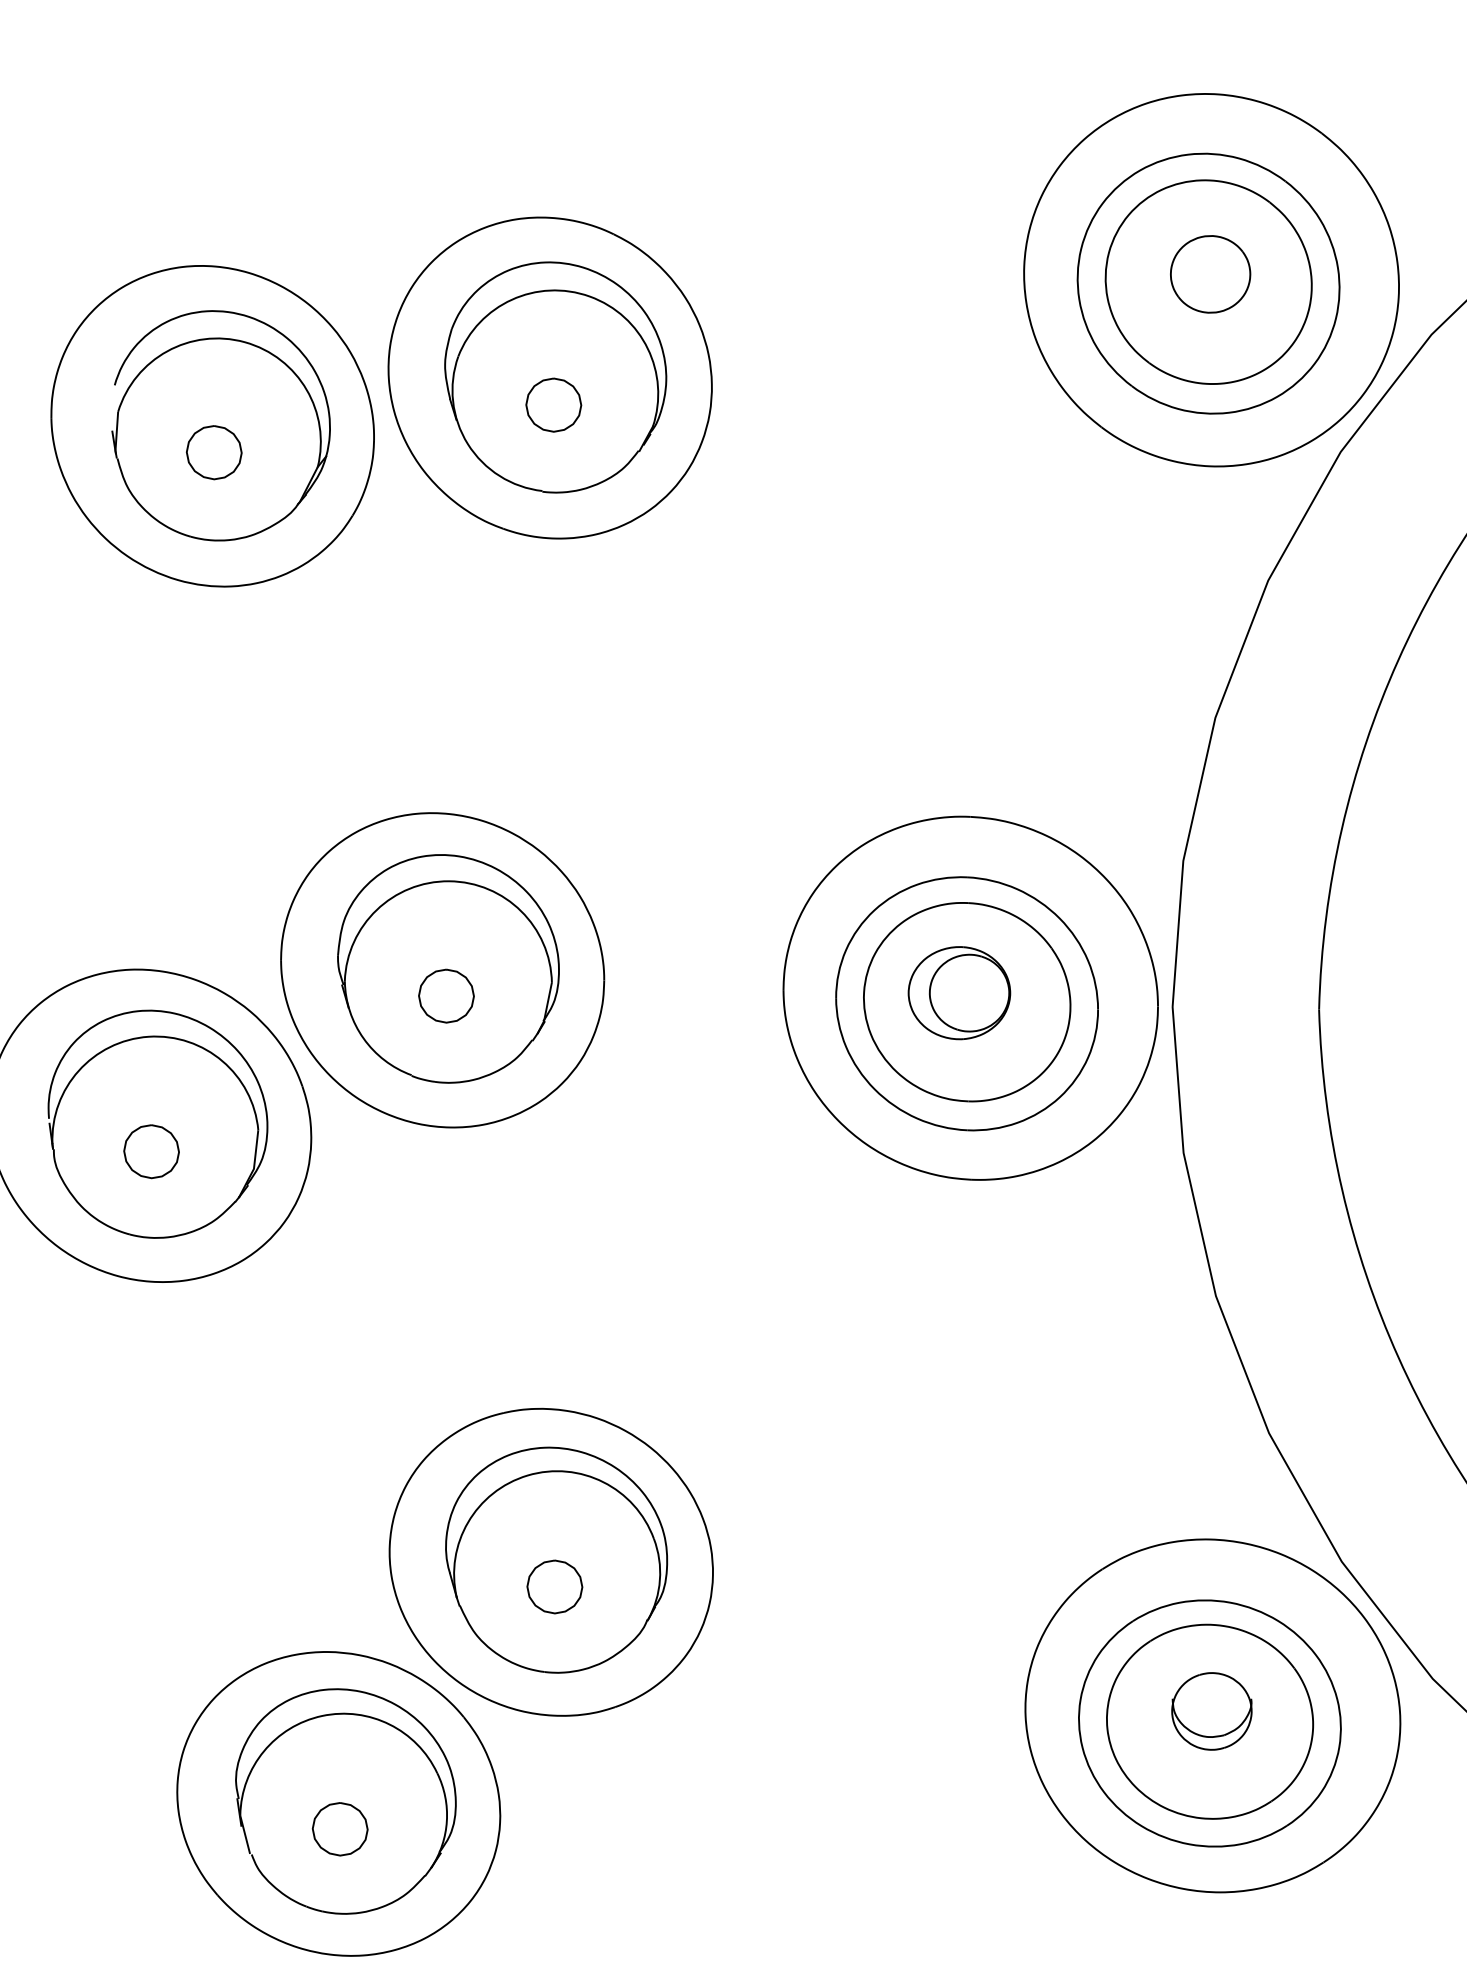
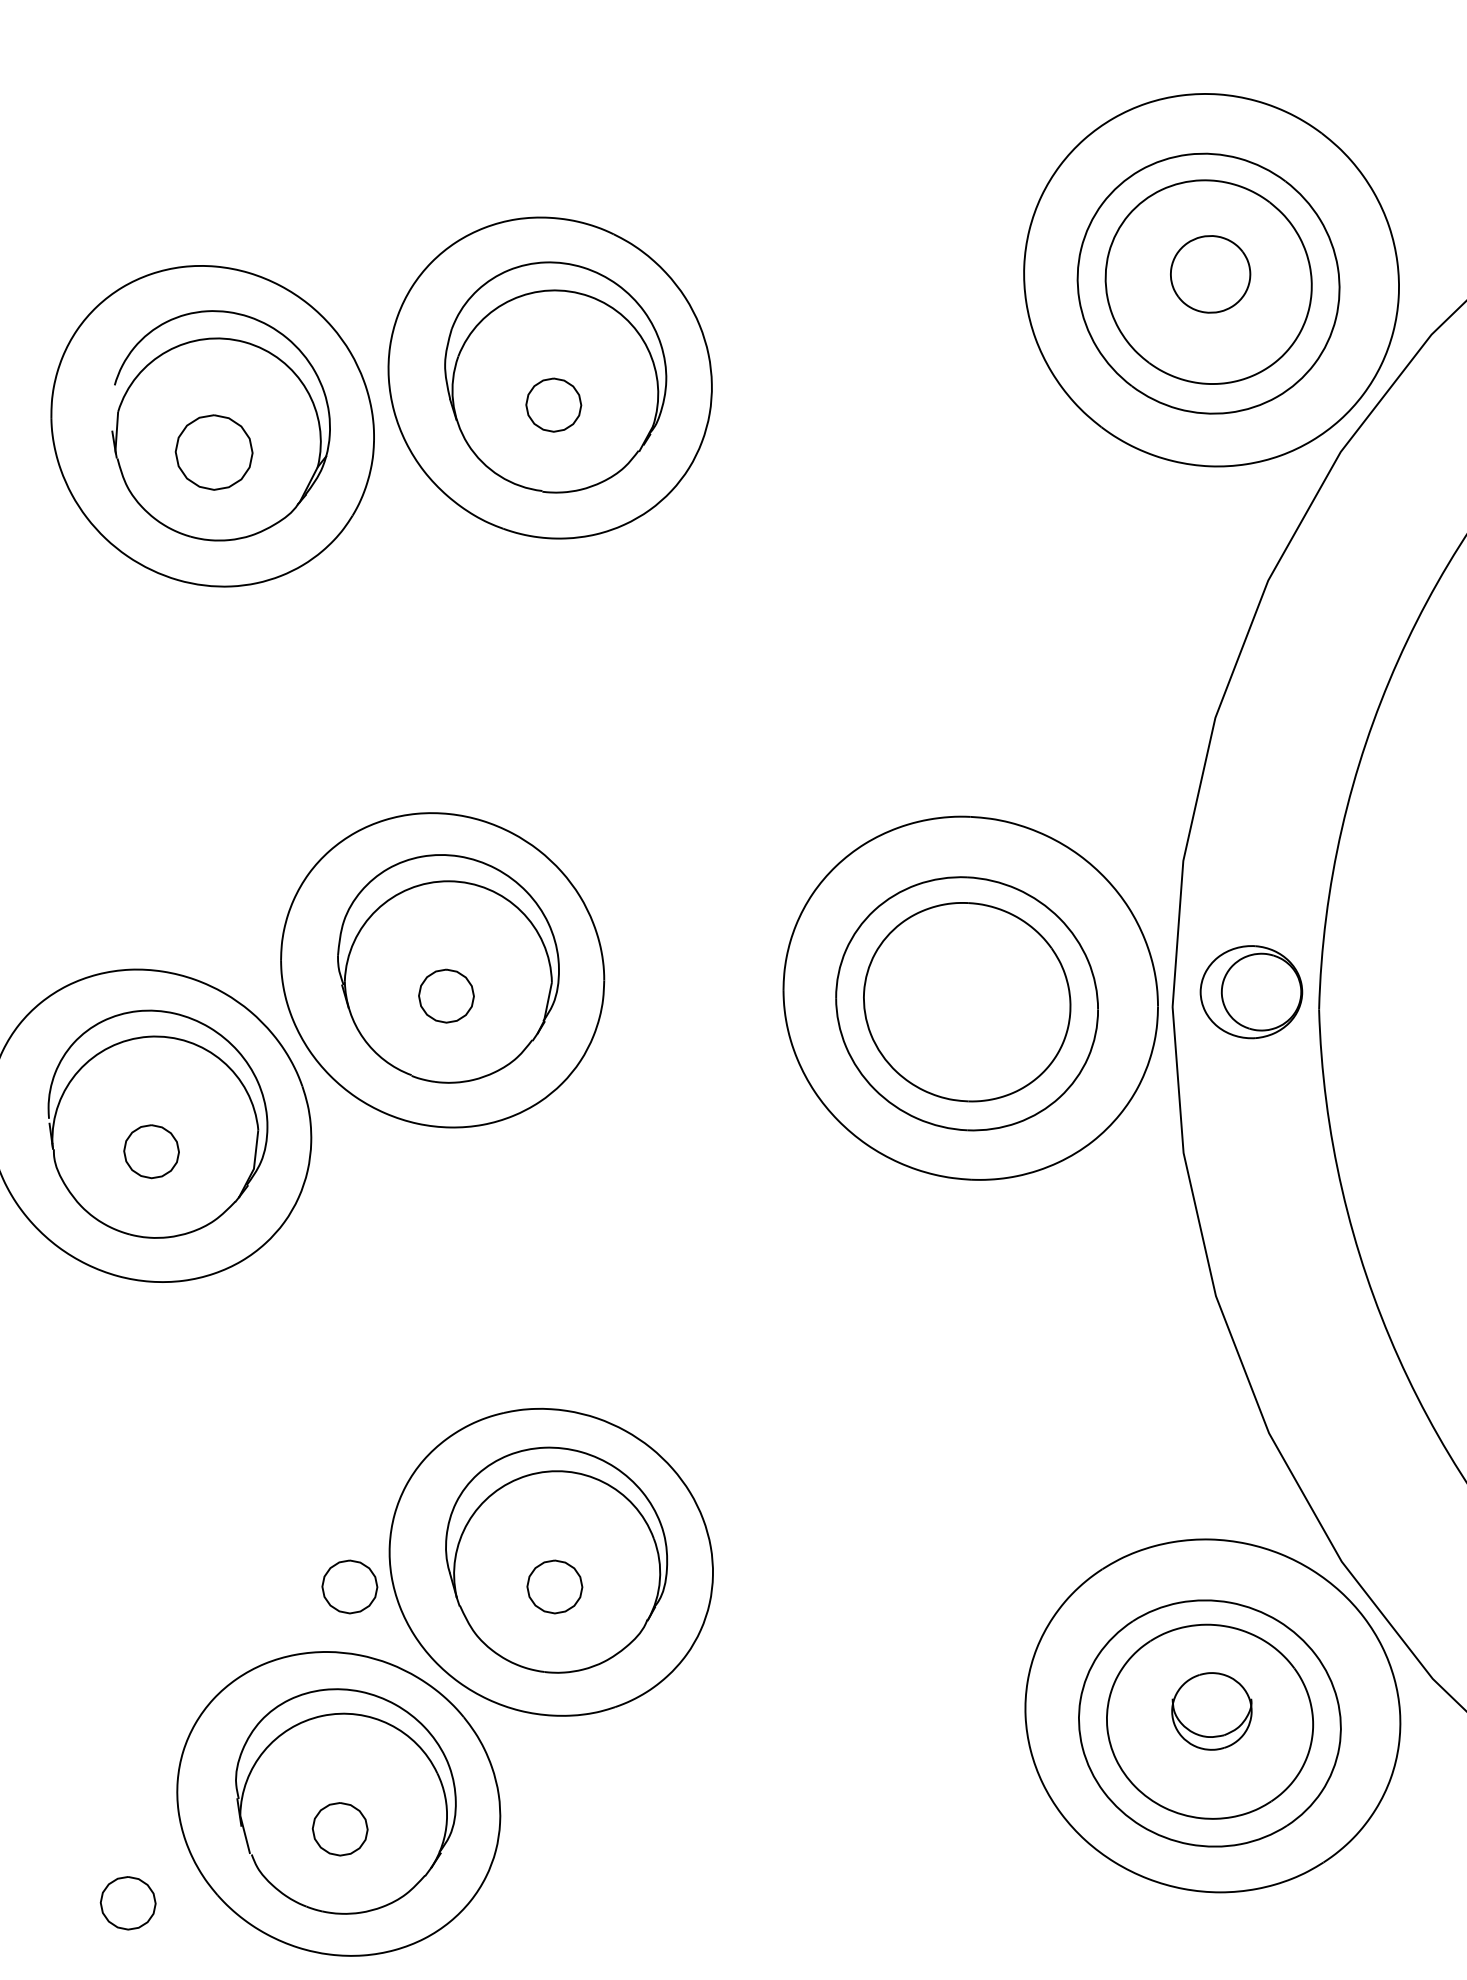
part size: 57x56 px -> 80x77 px (213, 452)
part position: (959, 993) -> (1251, 992) (1251, 992)
part: none -> present (349, 1586)
part: none -> present (127, 1903)
